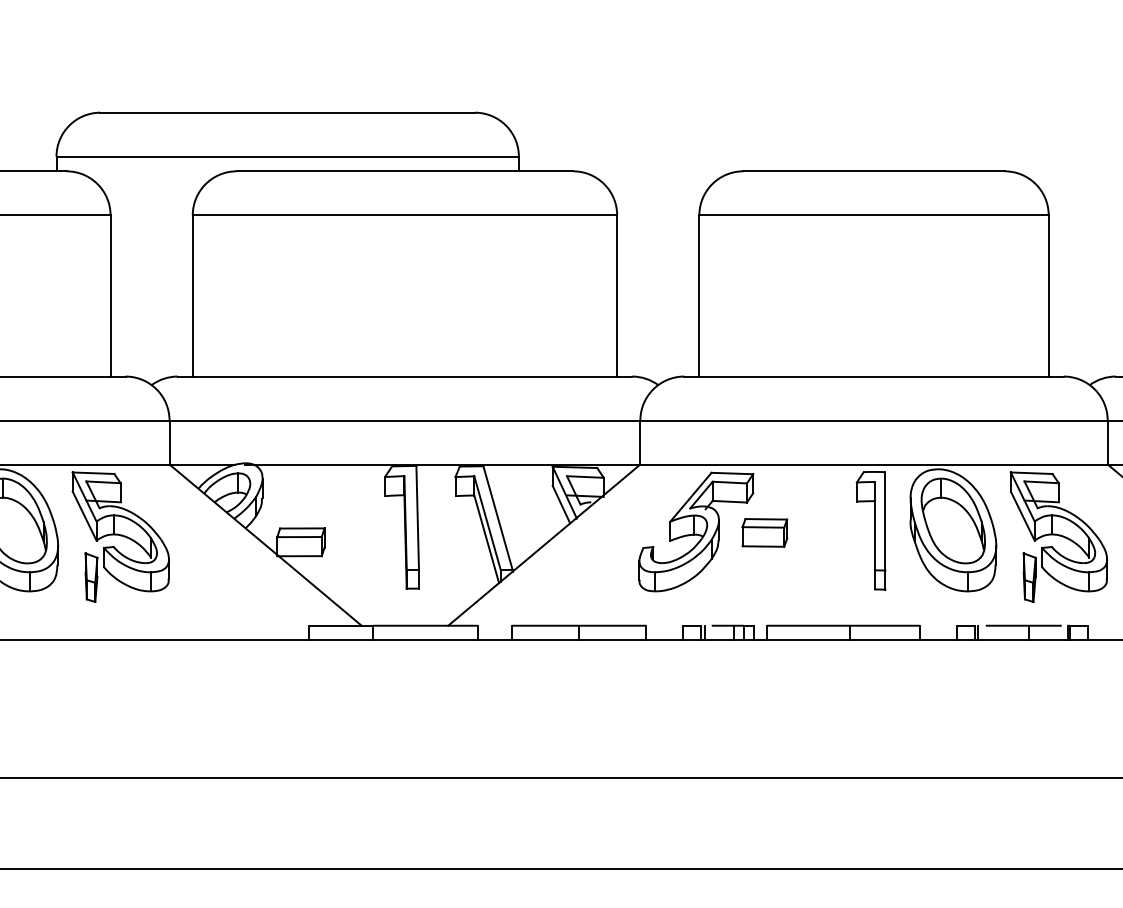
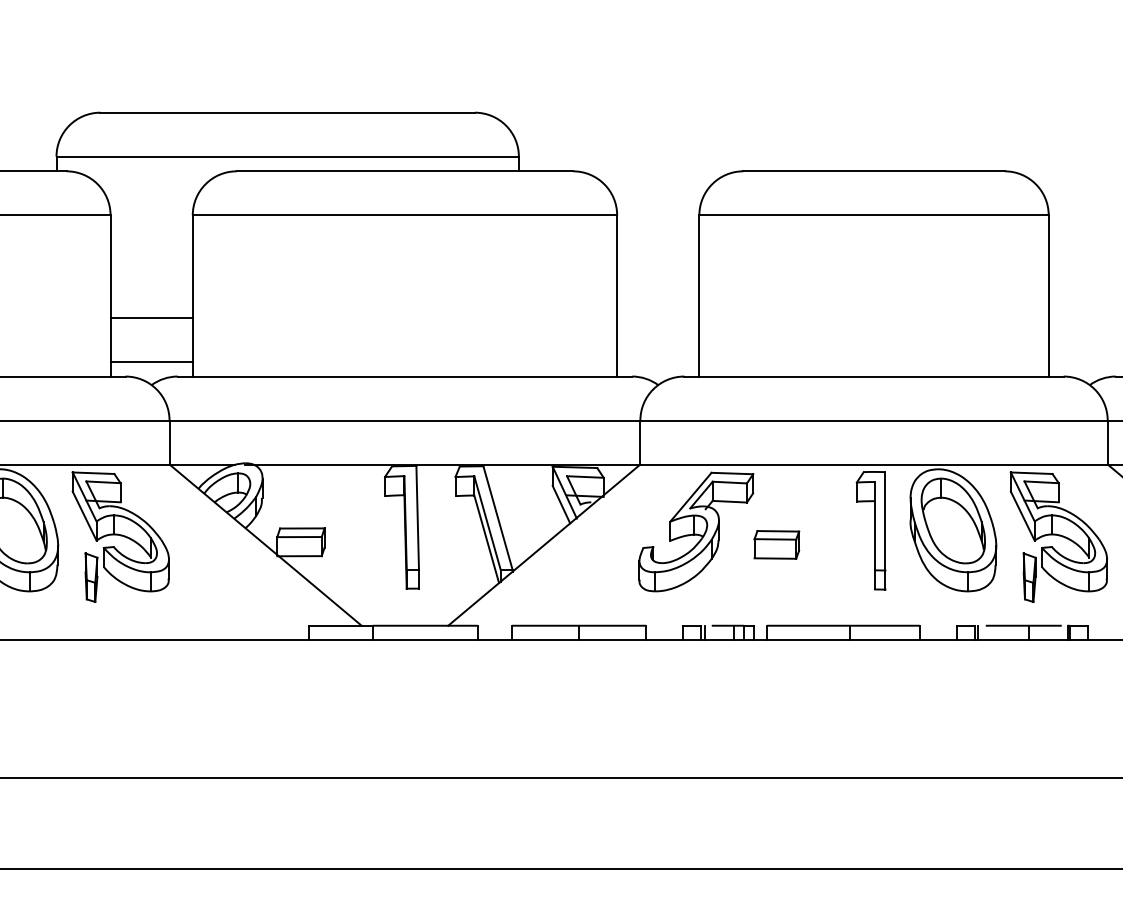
line: none -> present (151, 317)
line: none -> present (151, 361)
part position: (764, 532) -> (776, 544) (776, 544)
